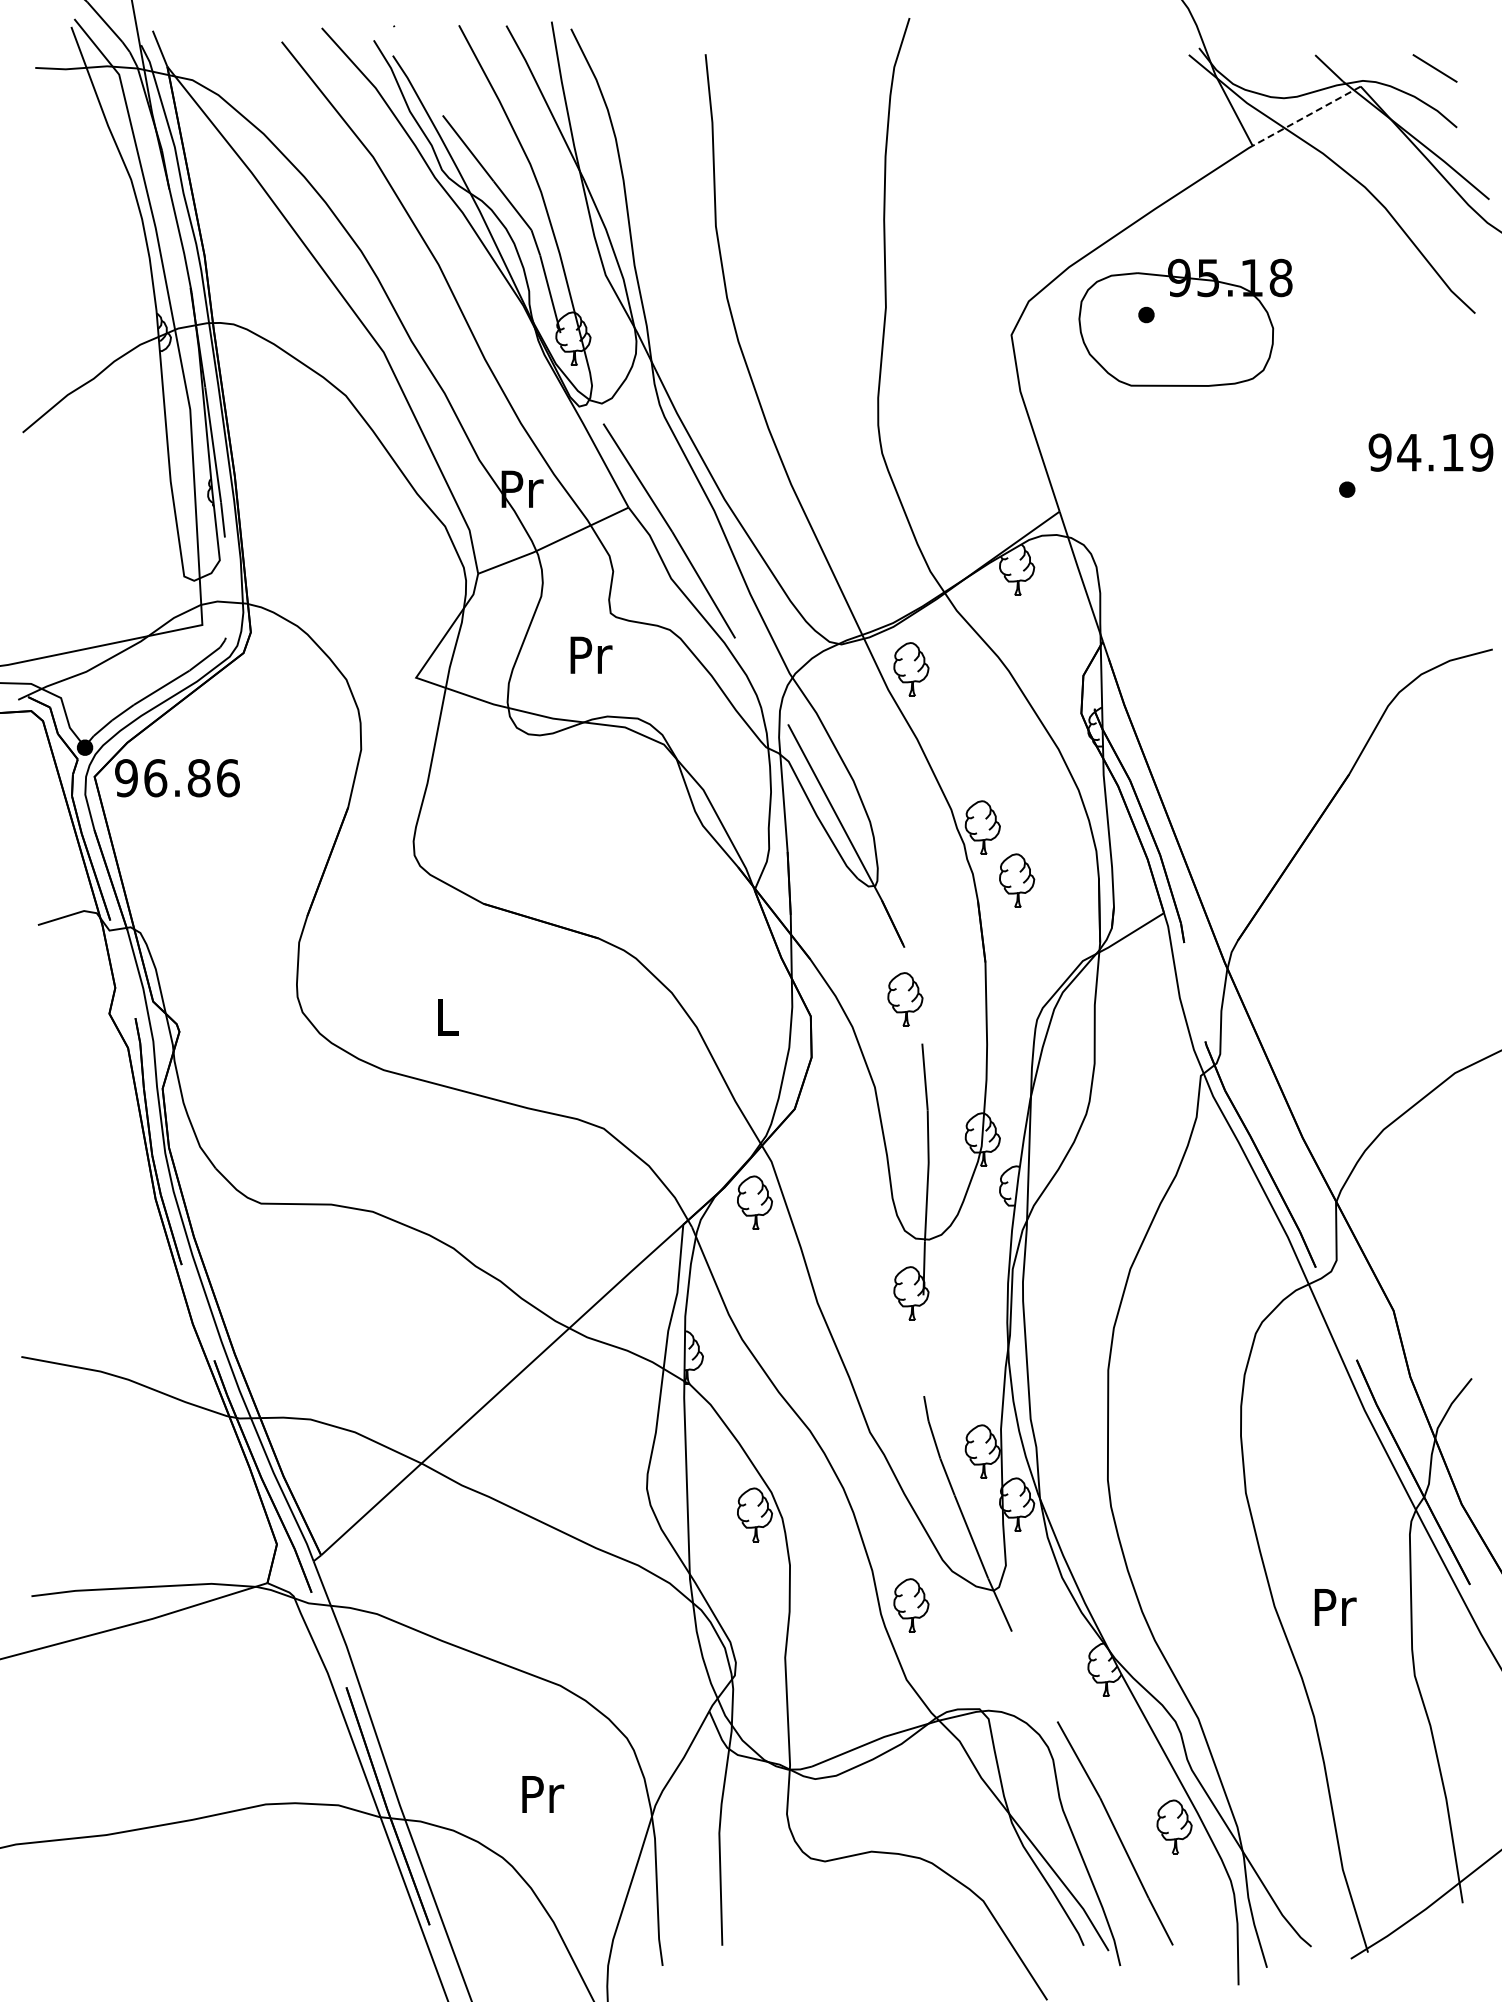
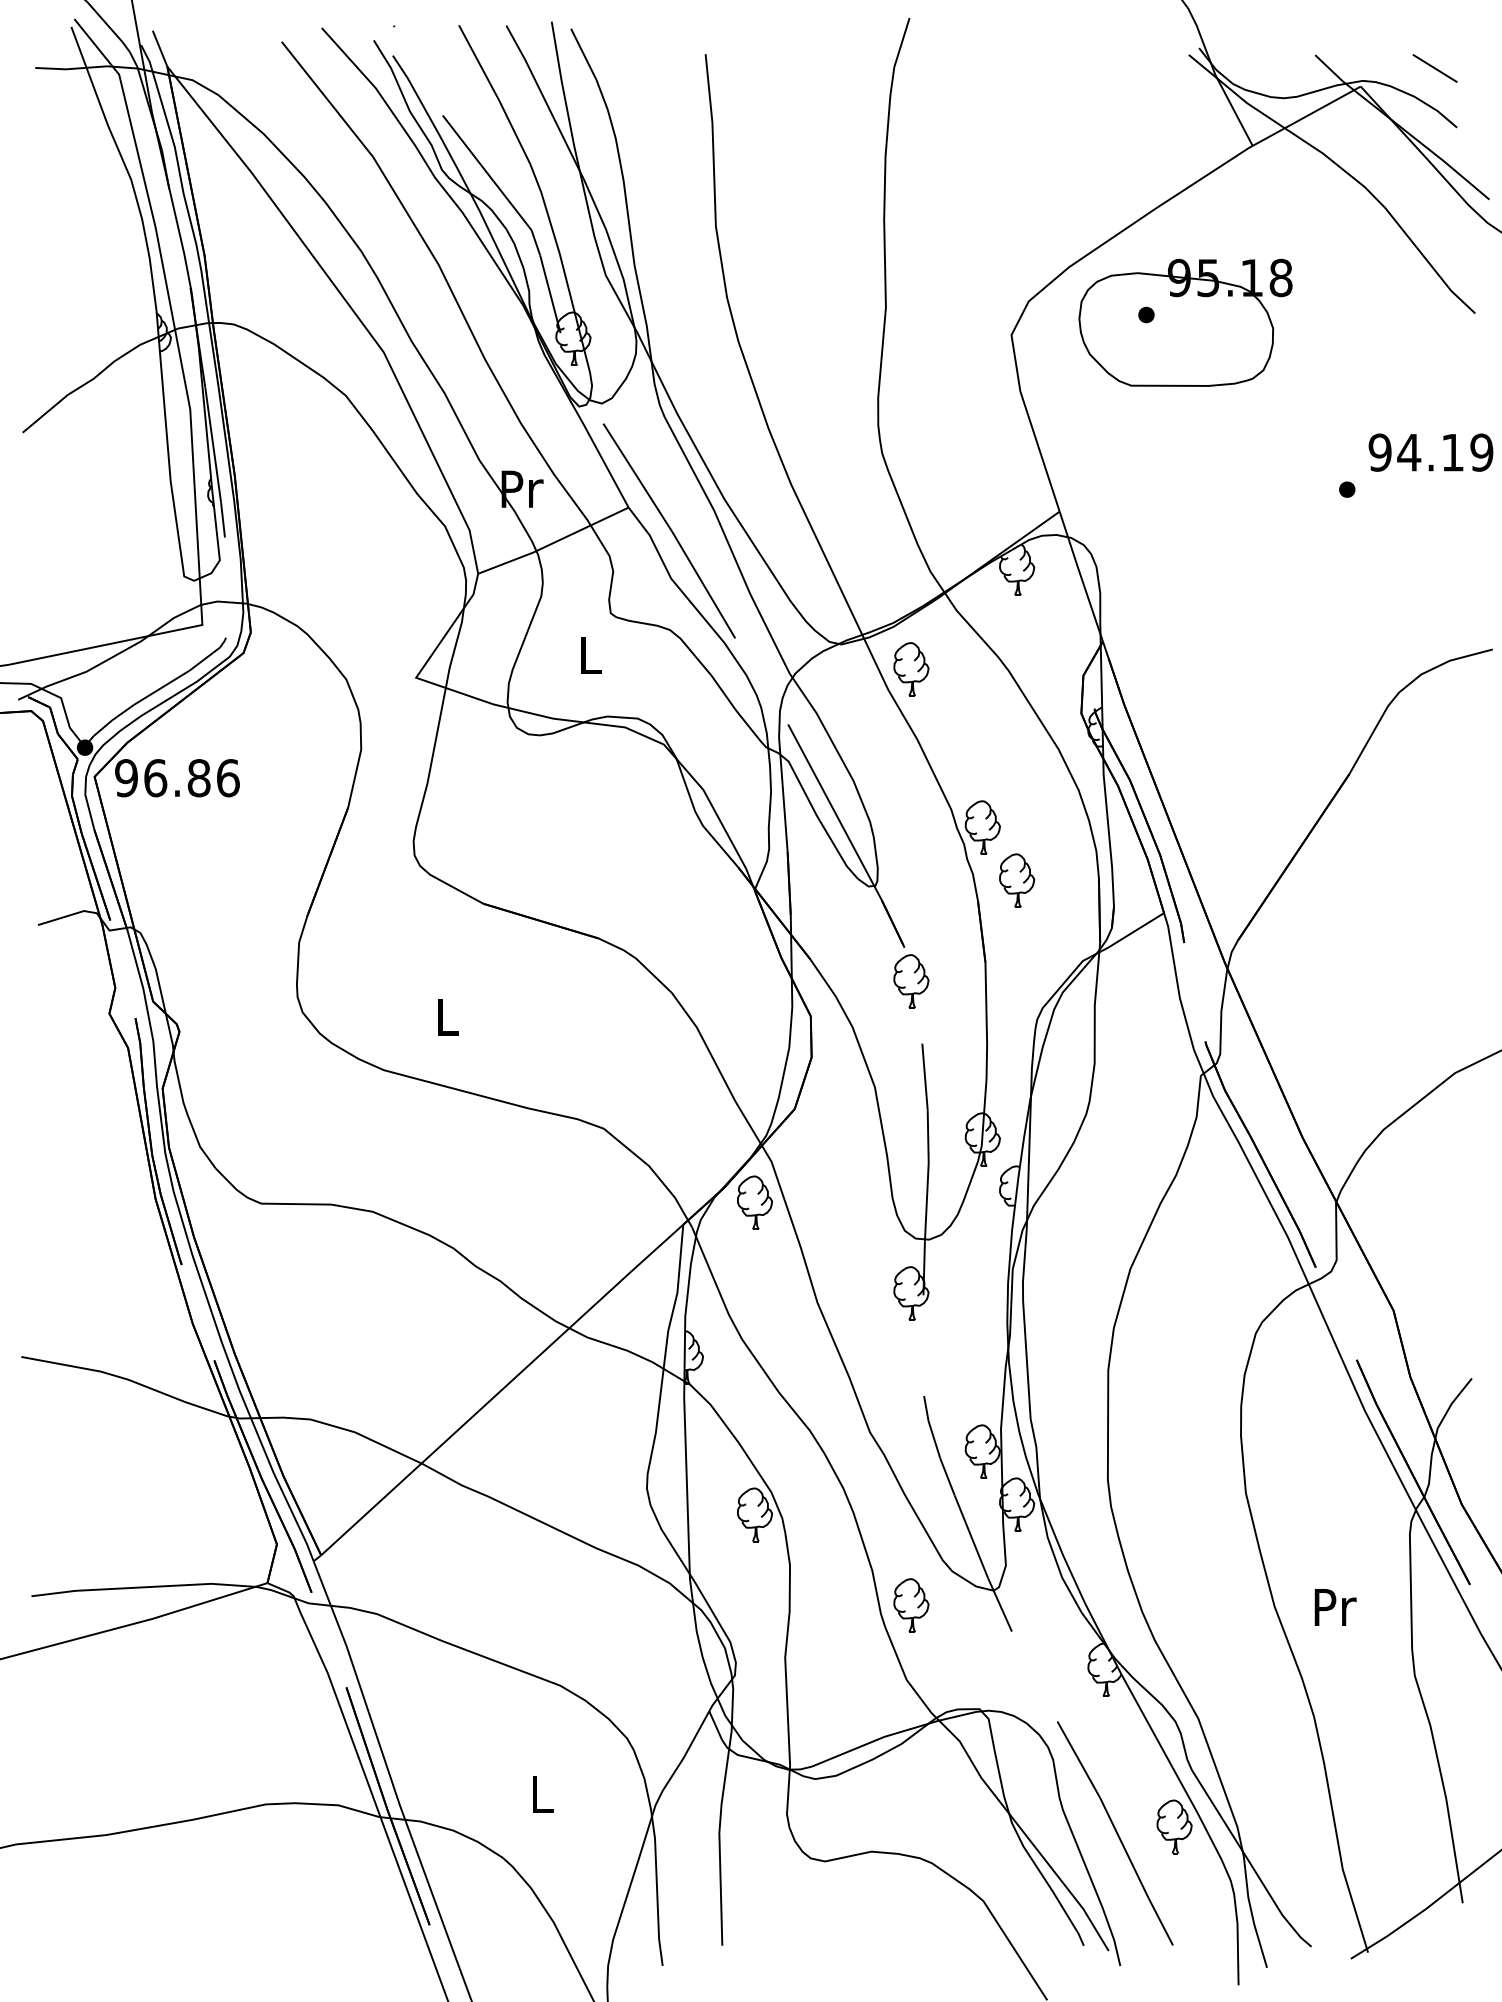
line: dashed -> solid (1306, 116)
text: Pr -> L (591, 654)
part position: (905, 999) -> (911, 981) (911, 981)
text: Pr -> L (543, 1794)
